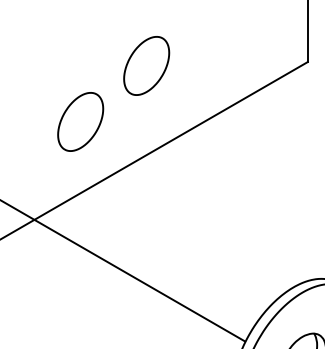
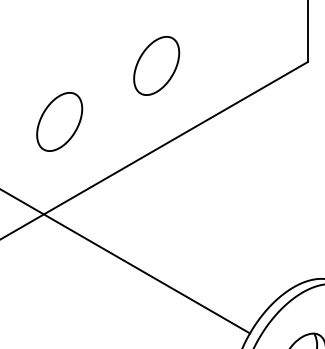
part position: (146, 65) -> (156, 65) (156, 65)
part position: (80, 121) -> (59, 121) (59, 121)
line position: (123, 271) -> (125, 261) (125, 261)
